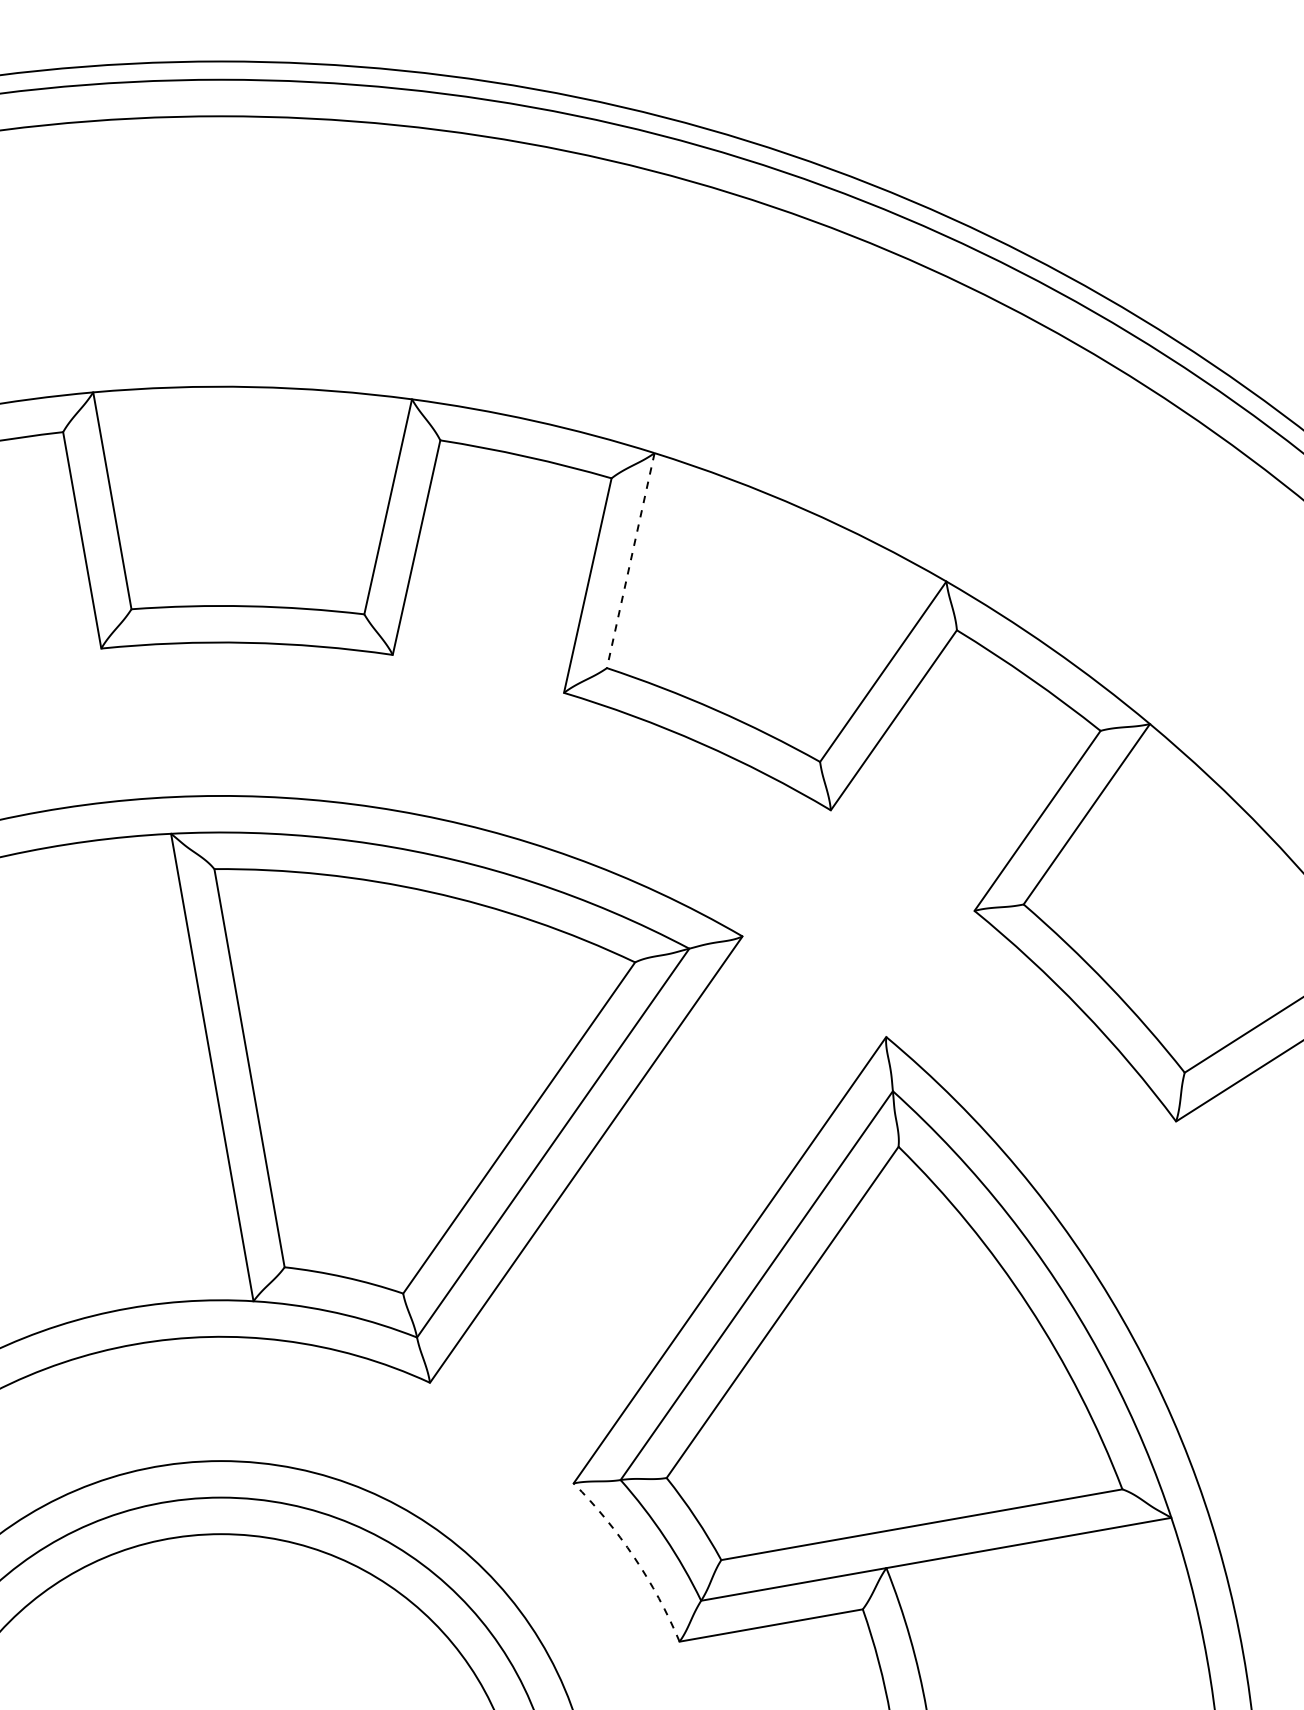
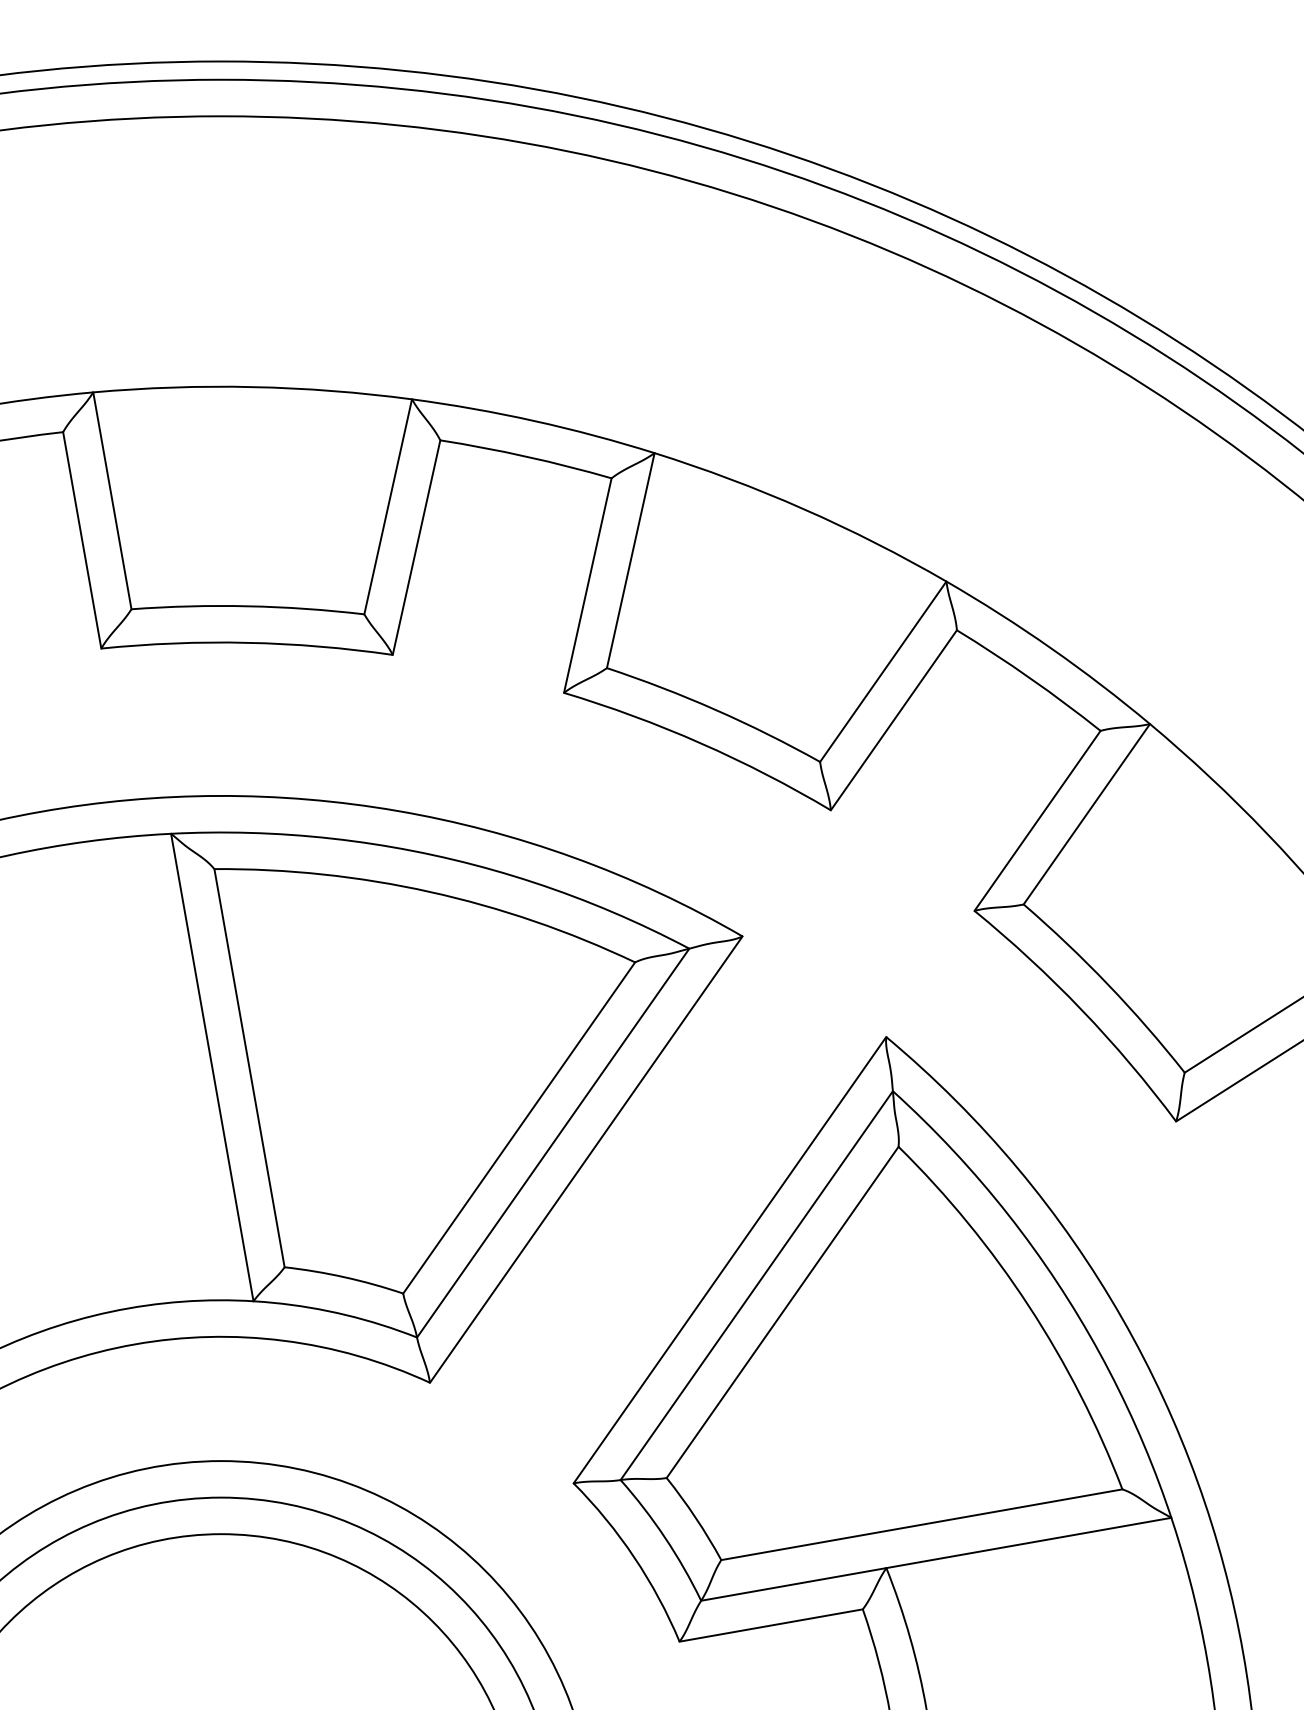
line: dashed -> solid (630, 561)
arc: dashed -> solid (634, 1557)
